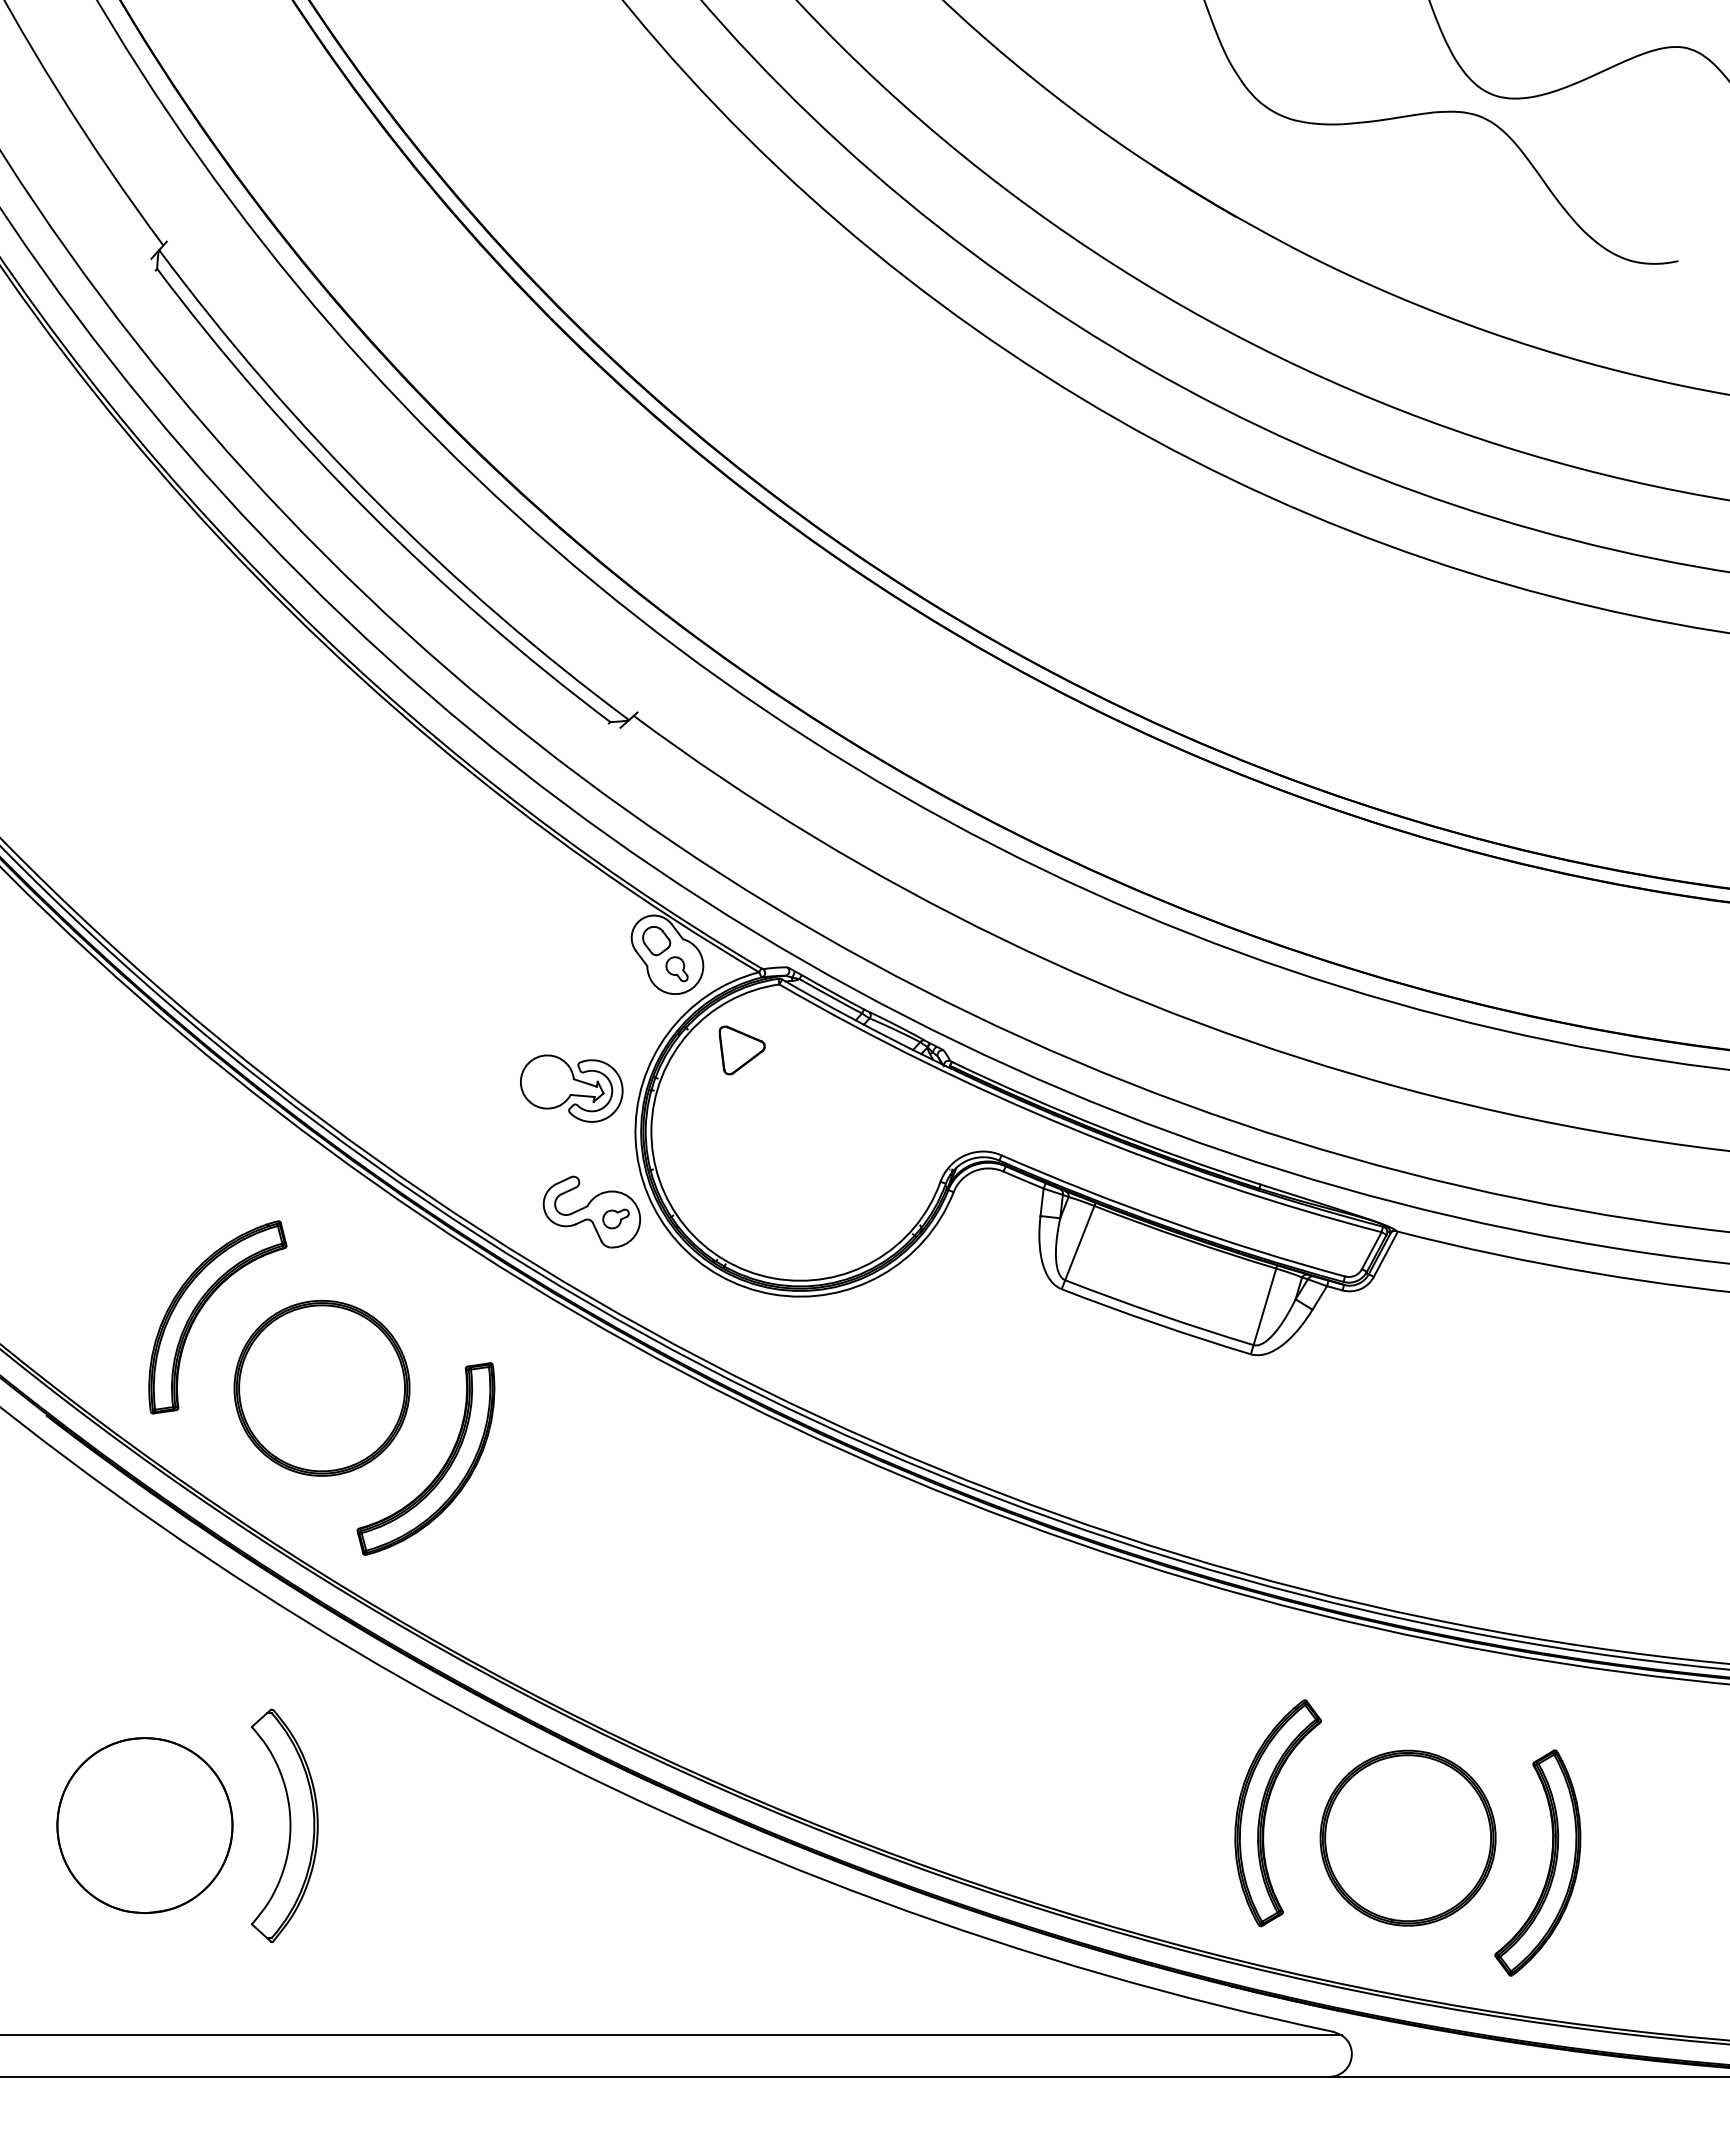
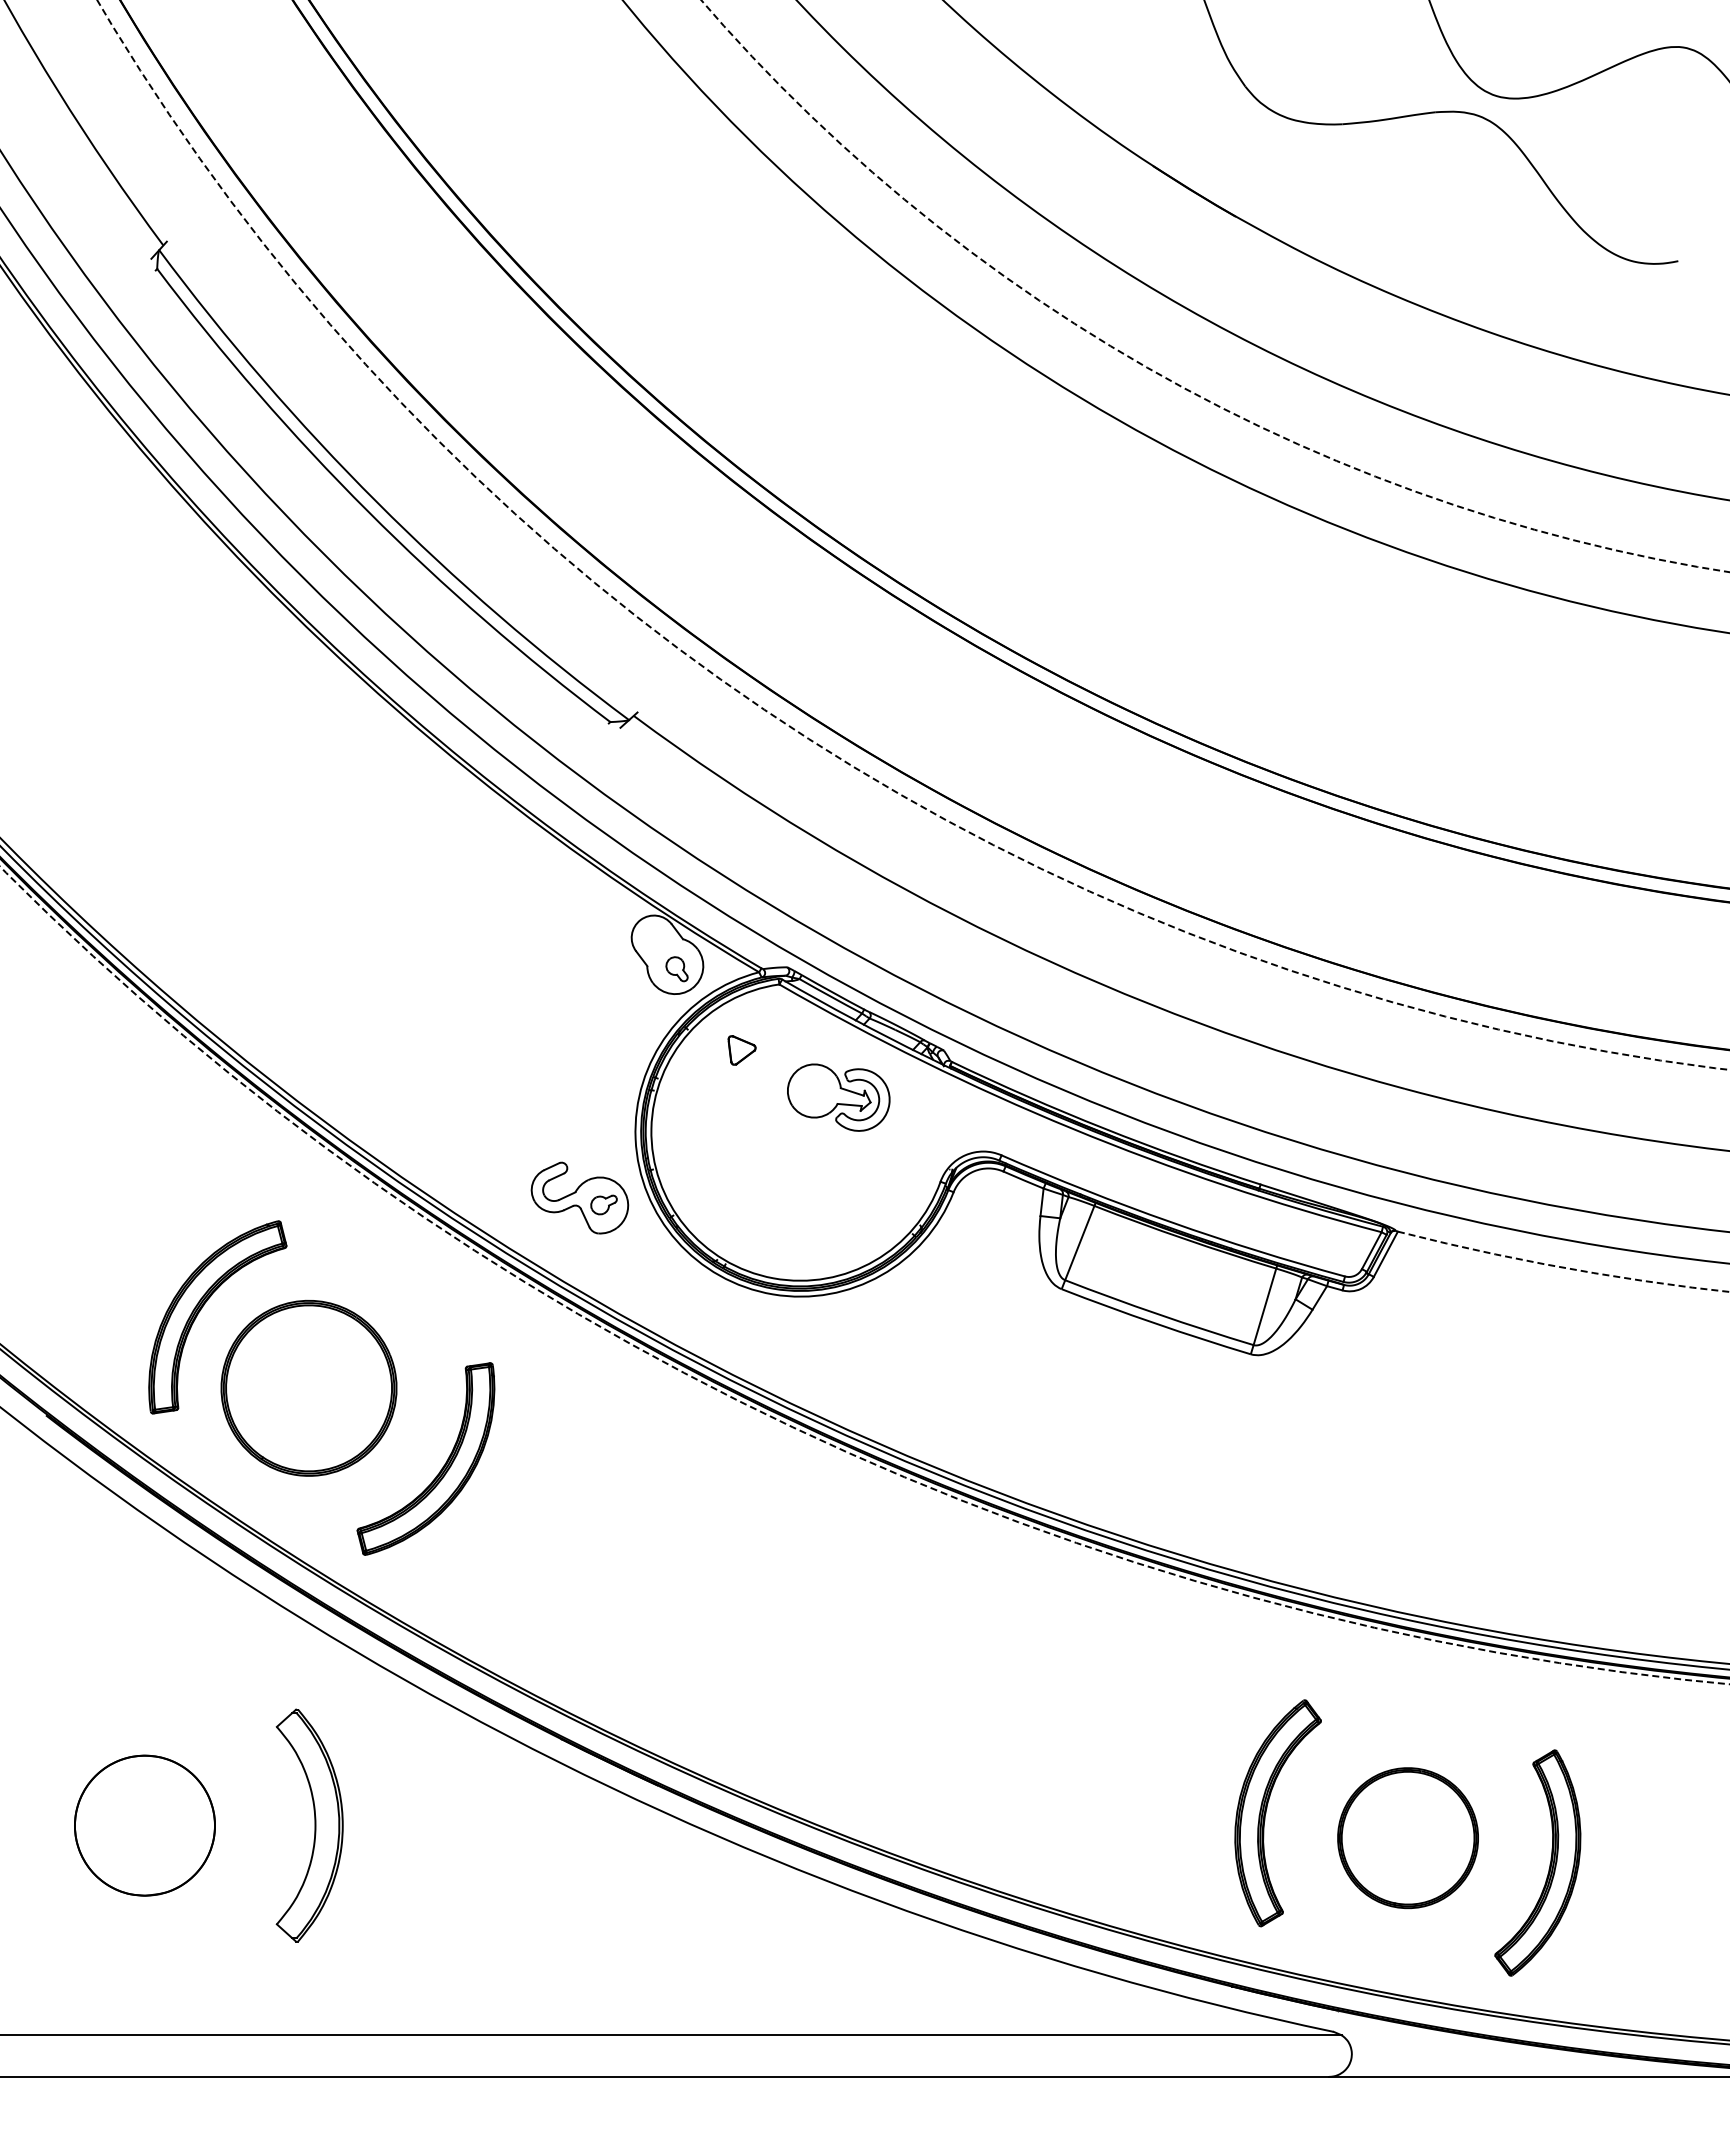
arc: solid -> dashed (1165, 377)
arc: solid -> dashed (797, 731)
part: present -> none (656, 941)
part size: 48x51 px -> 30x31 px (741, 1050)
part position: (571, 1088) -> (838, 1097) (838, 1097)
part position: (591, 1211) -> (579, 1197) (579, 1197)
arc: solid -> dashed (1562, 1267)
part position: (321, 1387) -> (308, 1387) (308, 1387)
arc: solid -> dashed (800, 1430)
part size: 178x178 px -> 142x143 px (144, 1825)
part position: (284, 1825) -> (309, 1825) (309, 1825)
part size: 178x178 px -> 142x143 px (1407, 1838)
